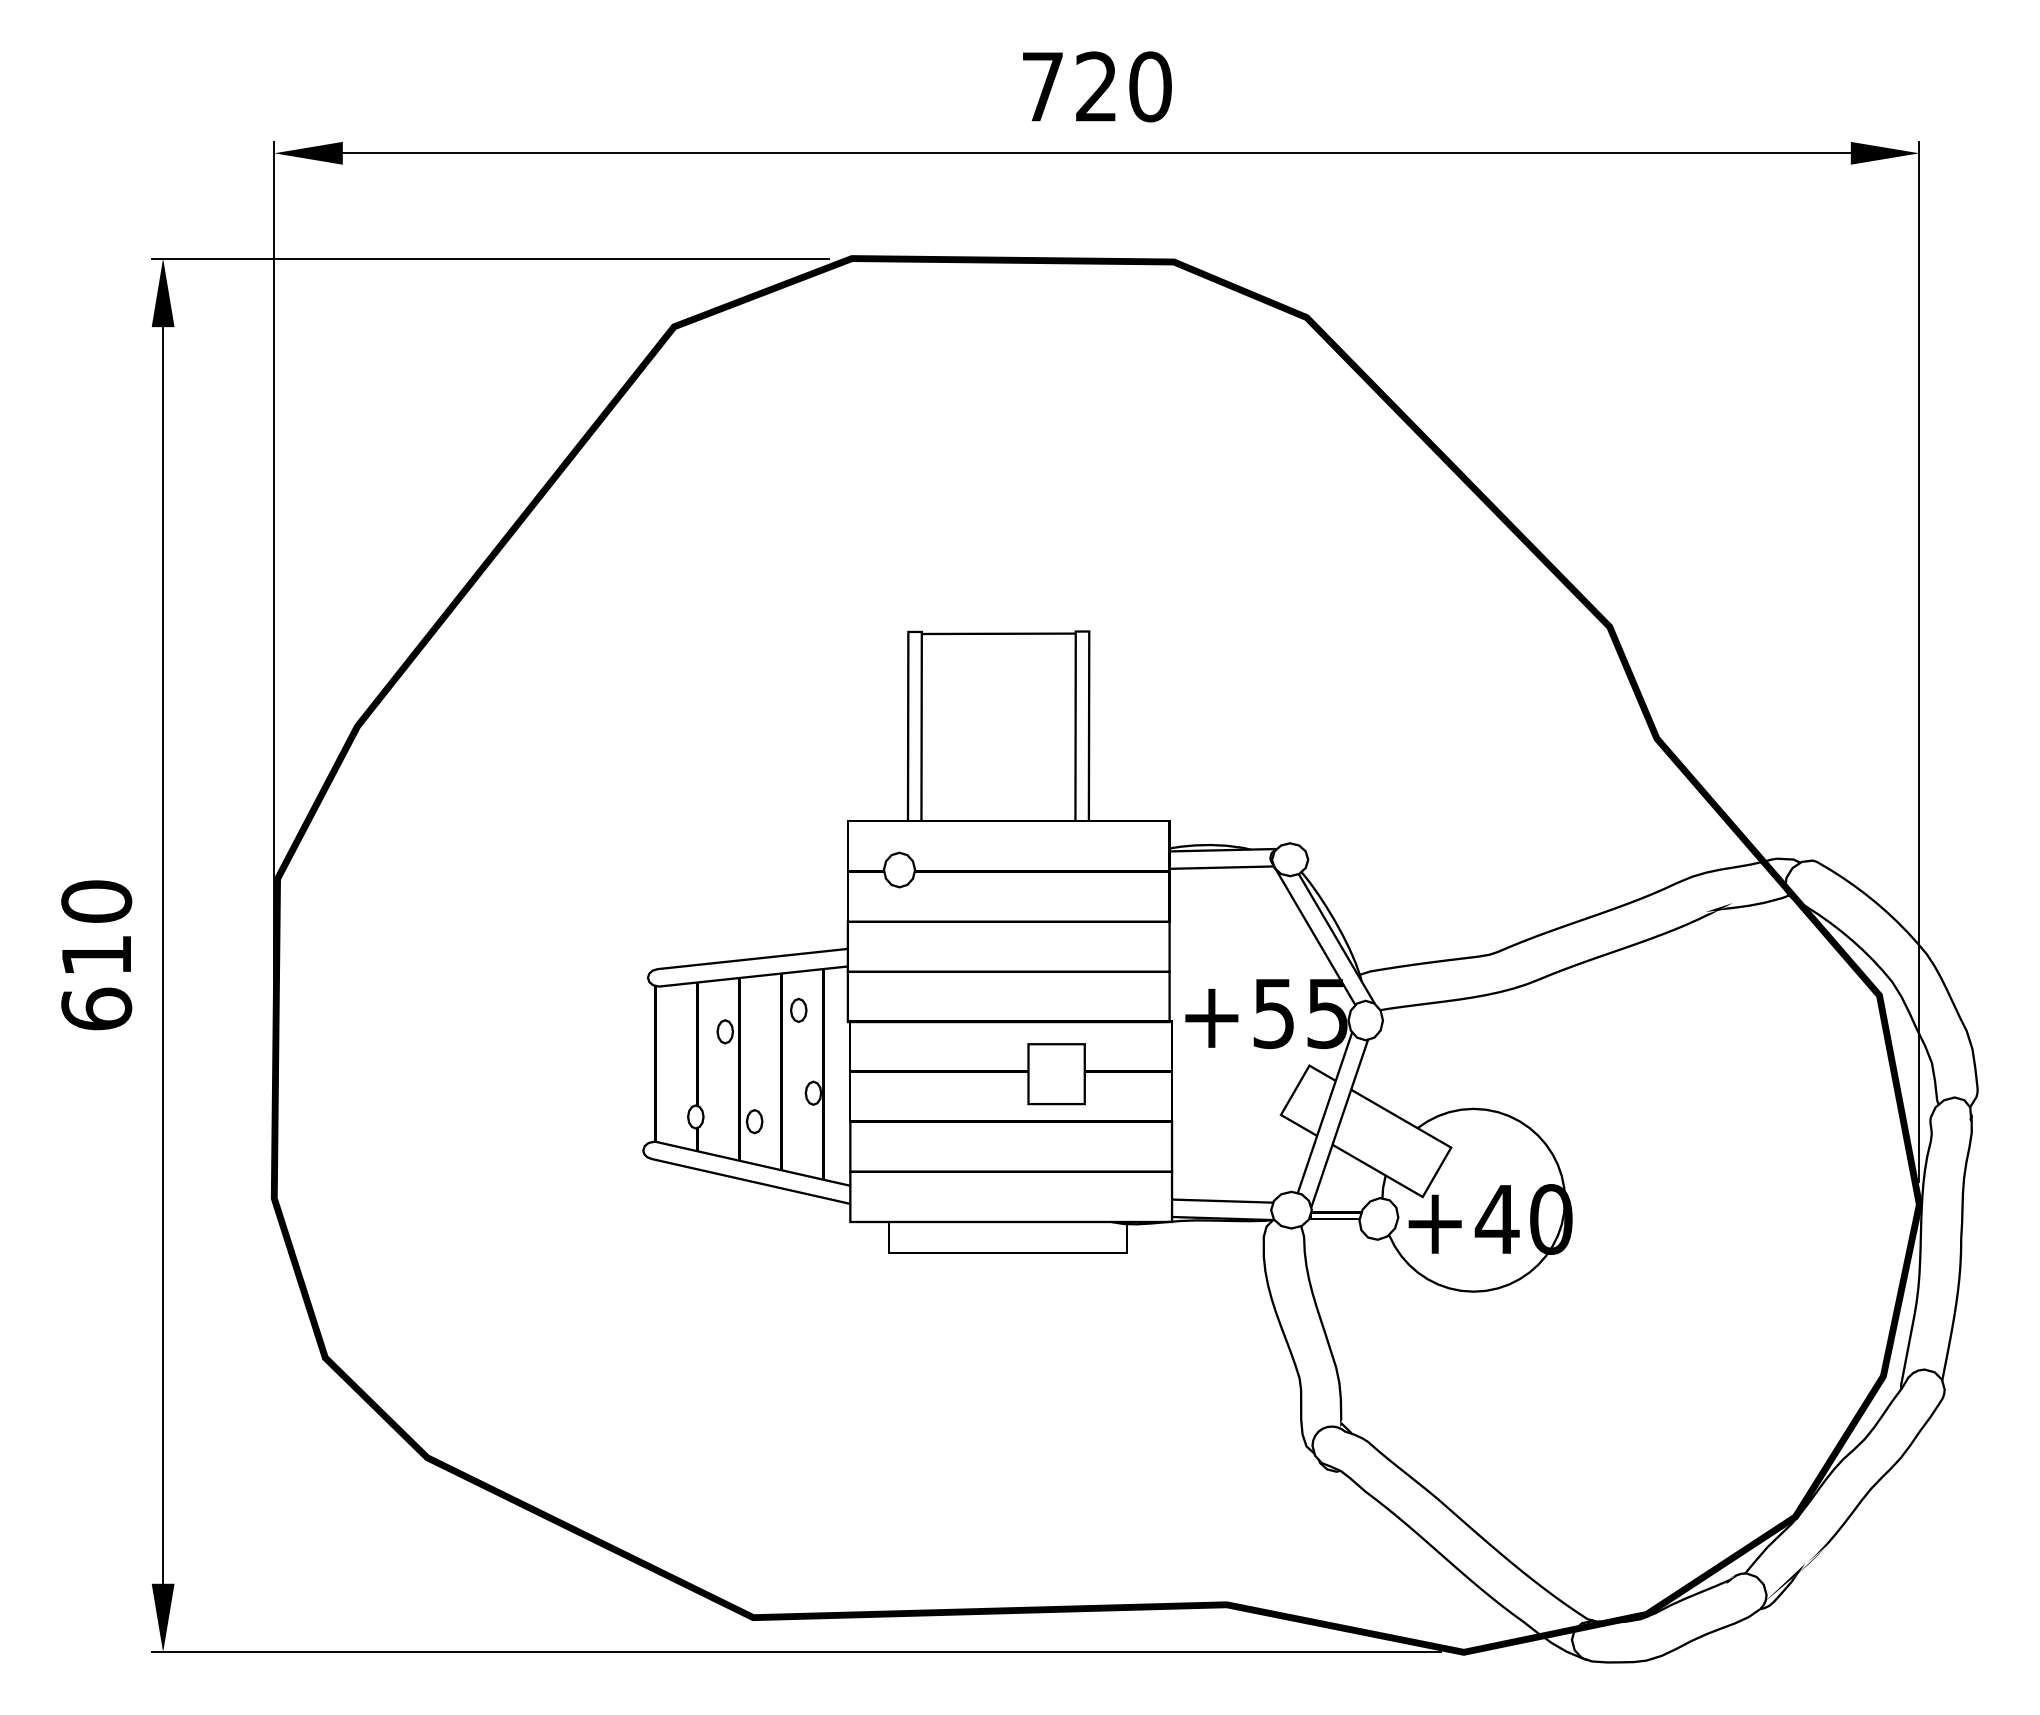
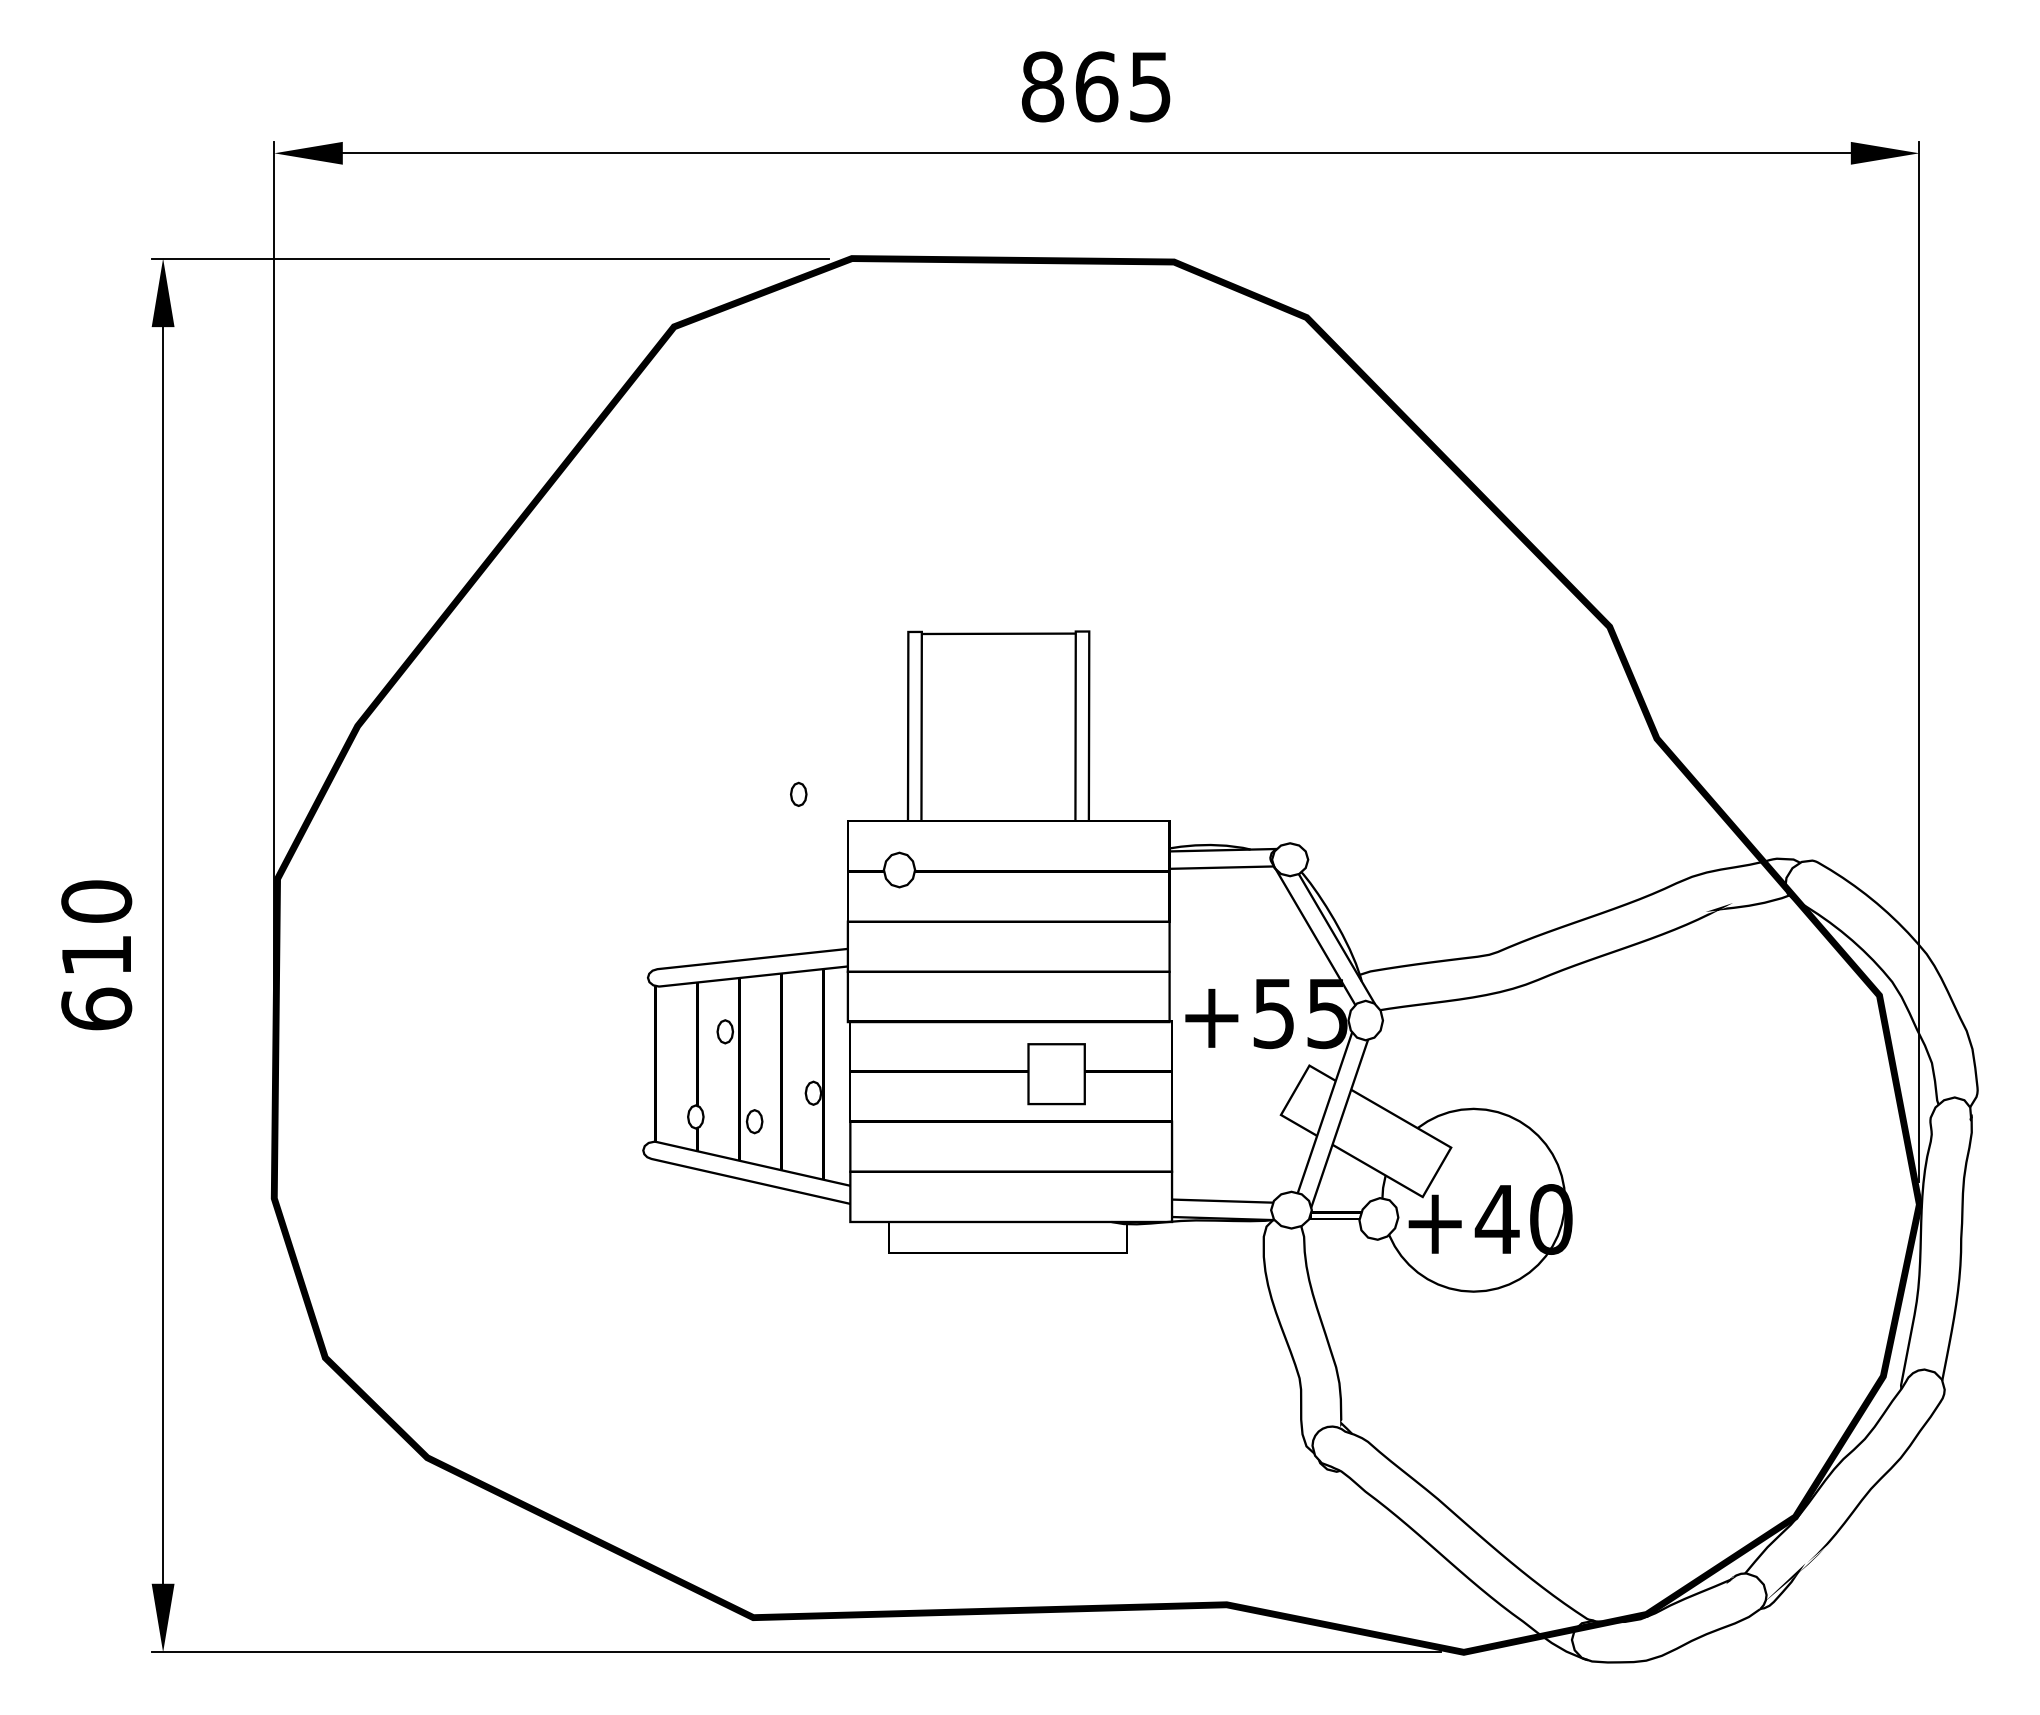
text: 720 -> 865 (1096, 86)
part position: (798, 1009) -> (798, 793) (798, 793)
